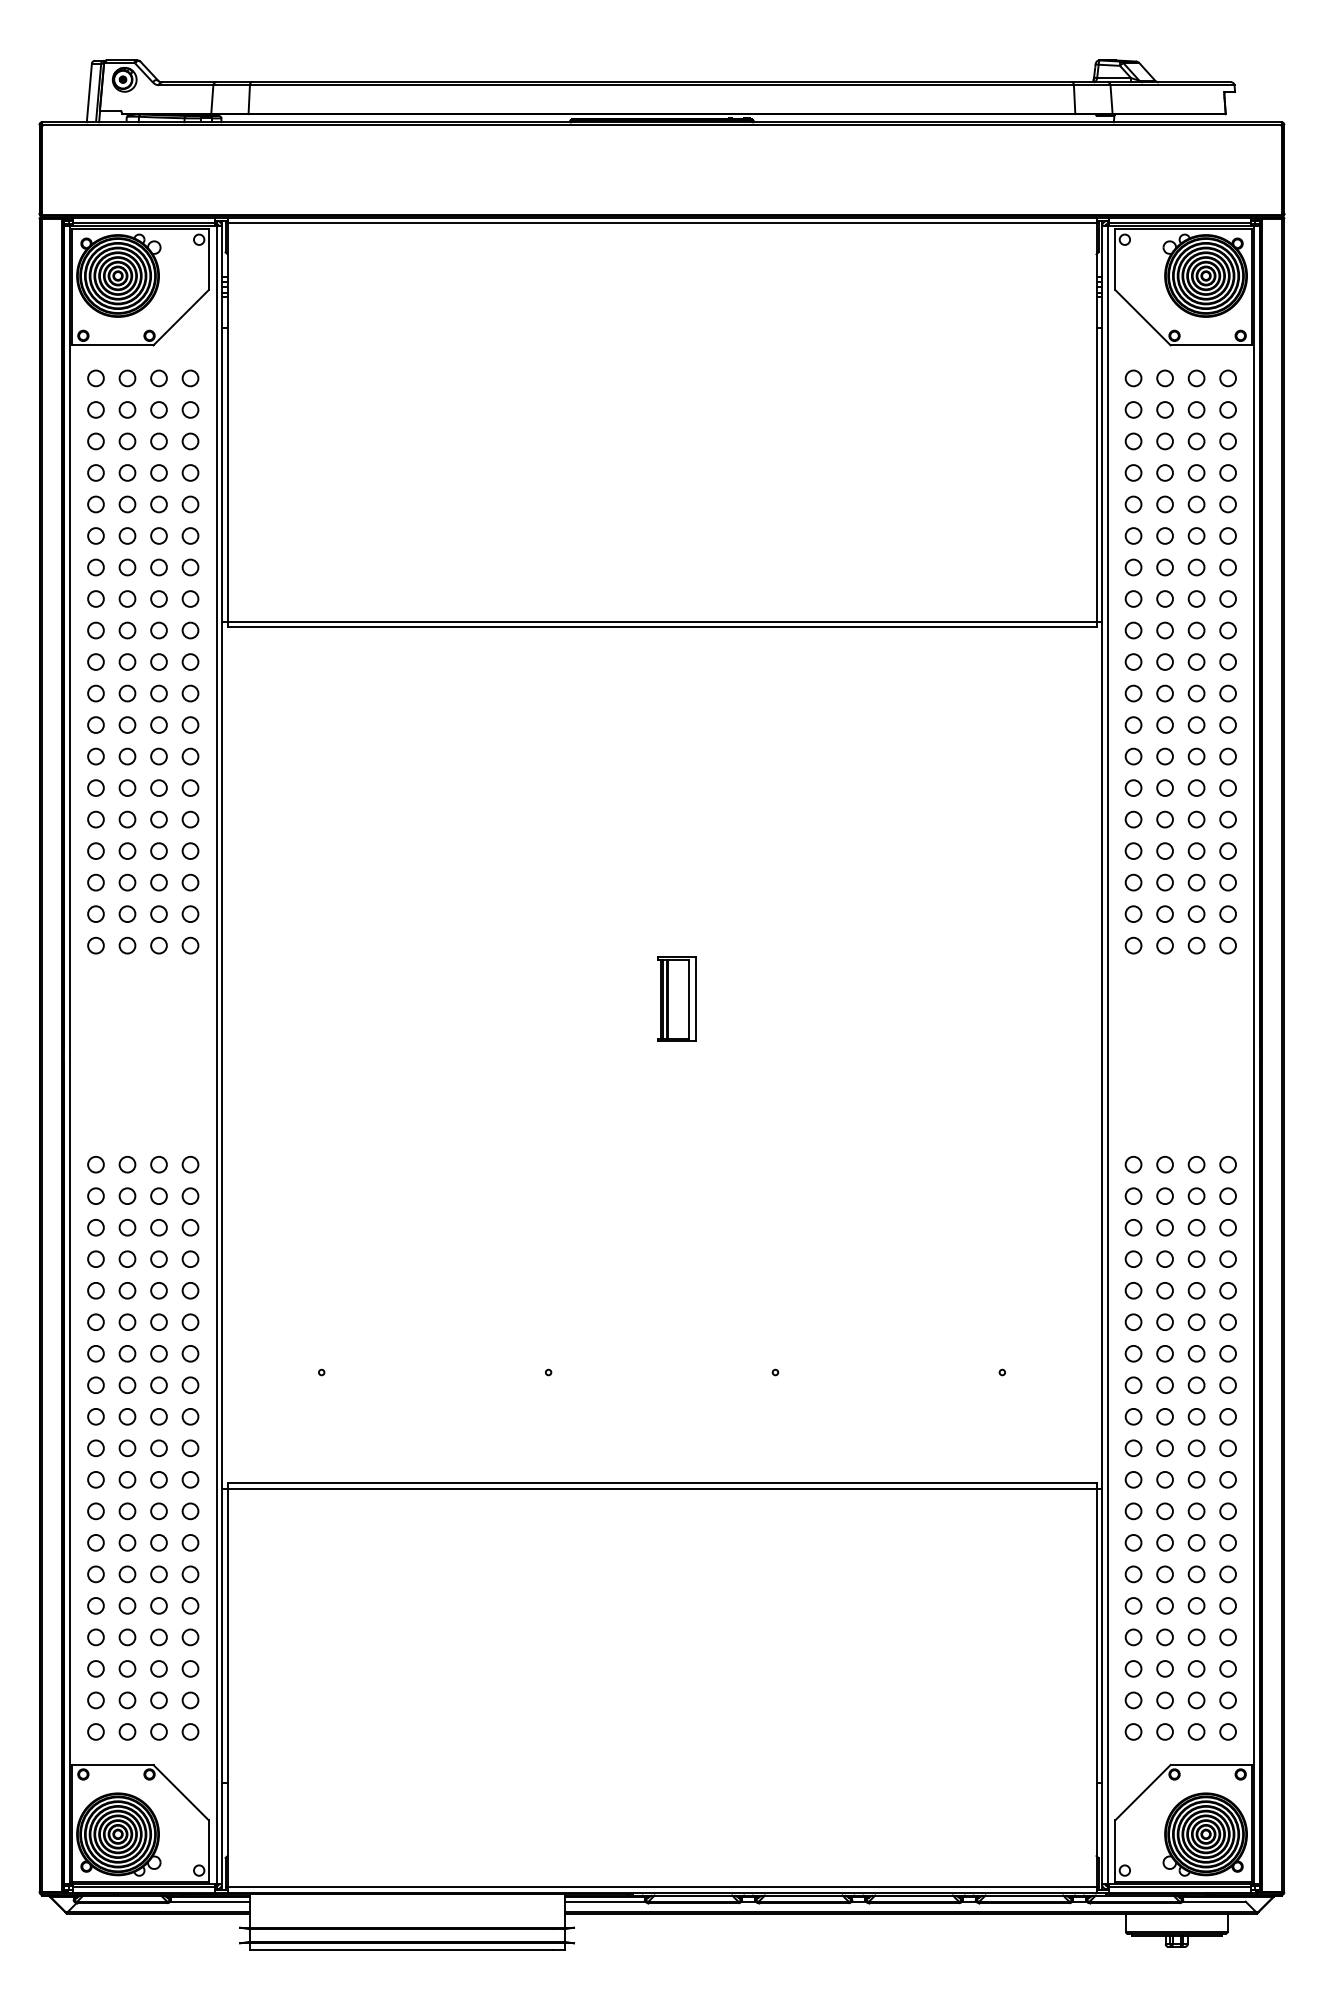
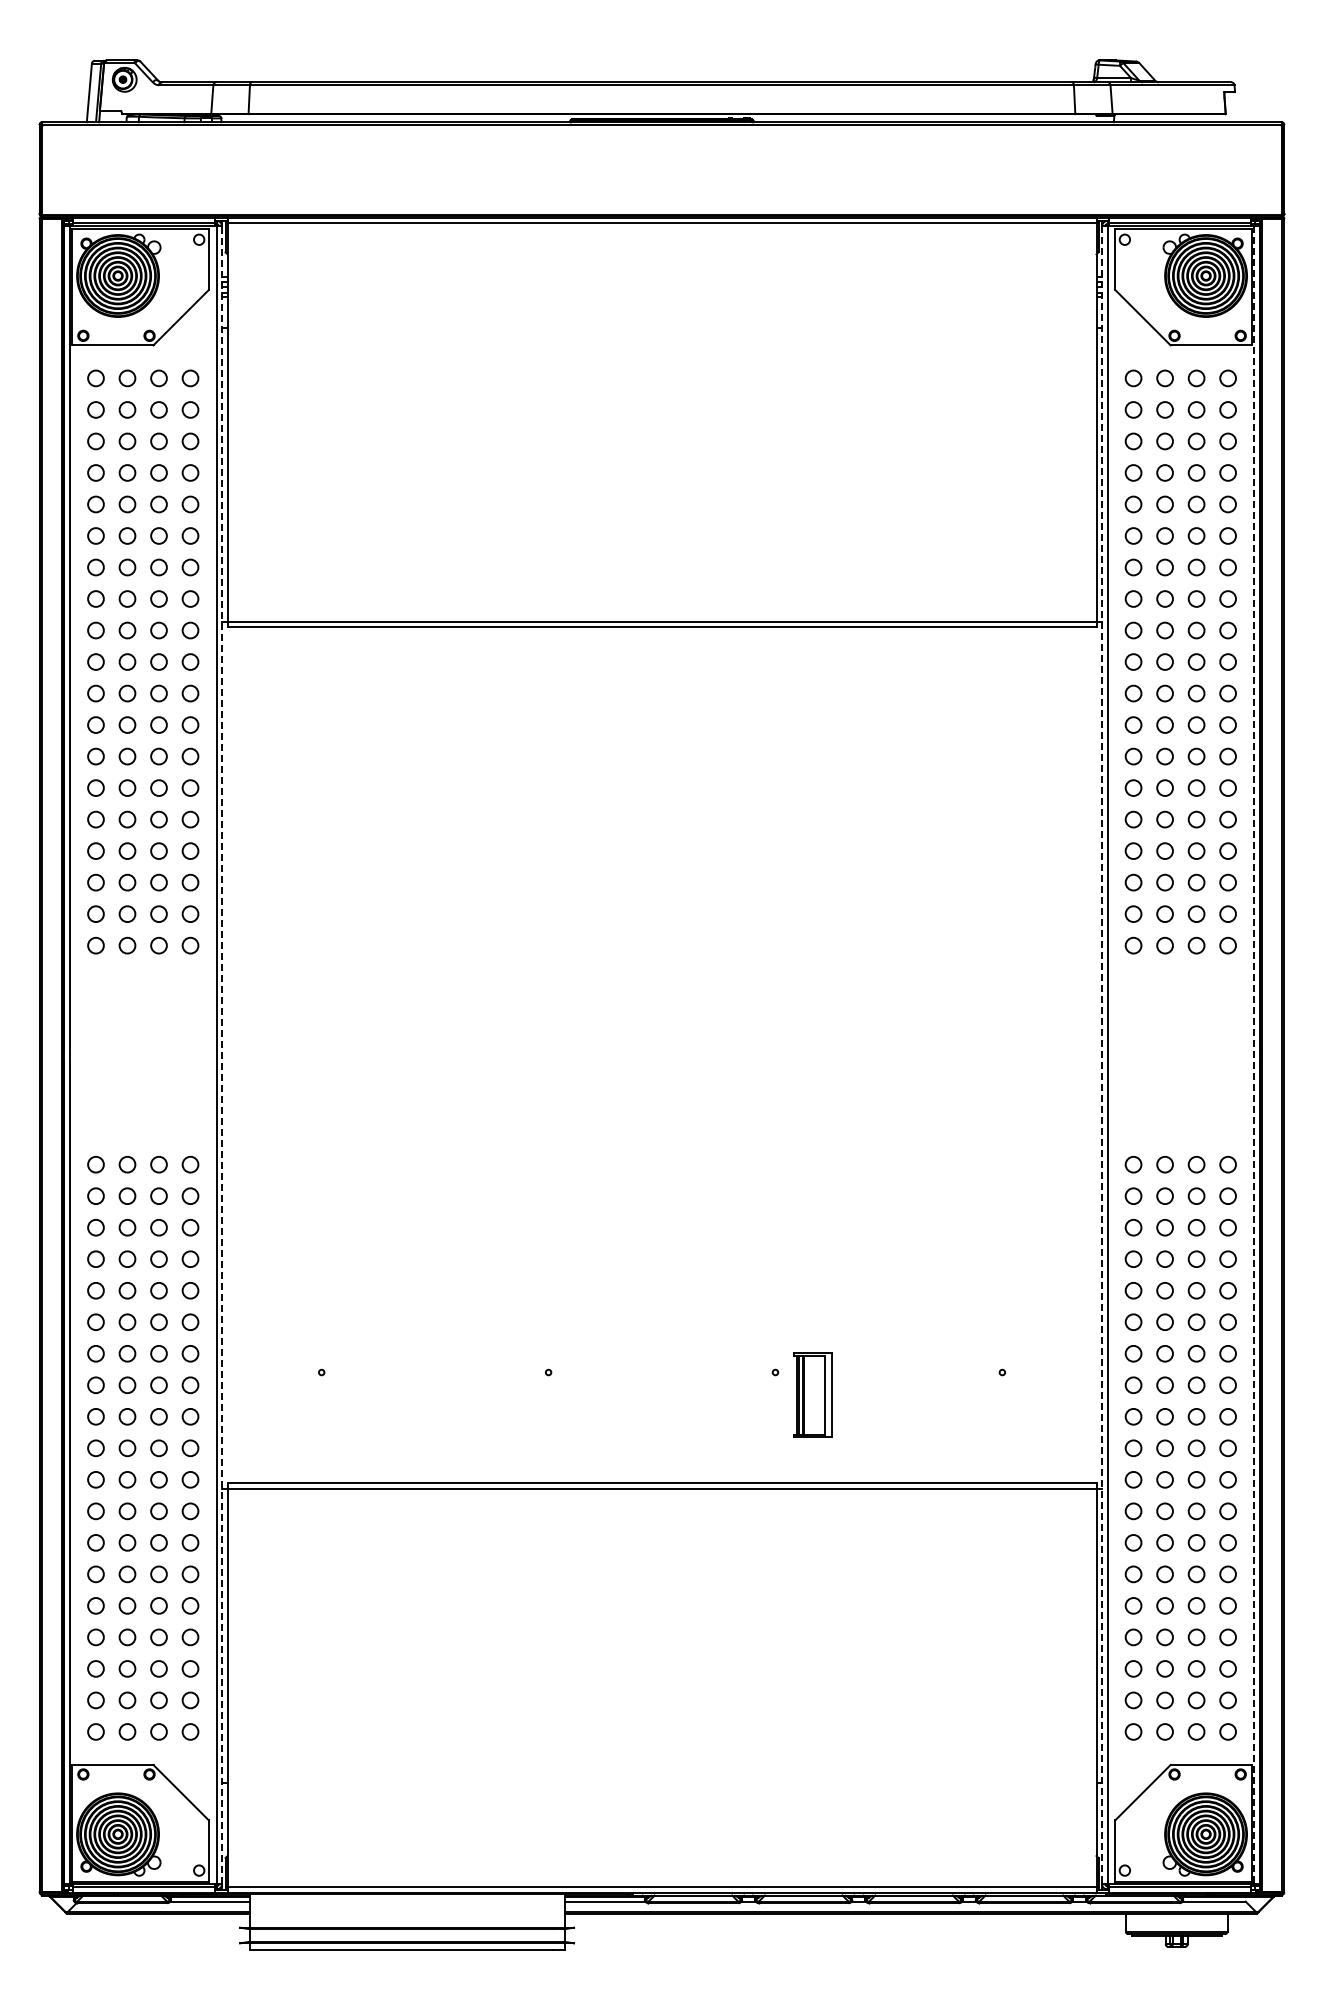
part position: (676, 998) -> (812, 1394) (812, 1394)
line: solid -> dashed (222, 1055)
line: solid -> dashed (1102, 1055)
line: solid -> dashed (1254, 1055)
